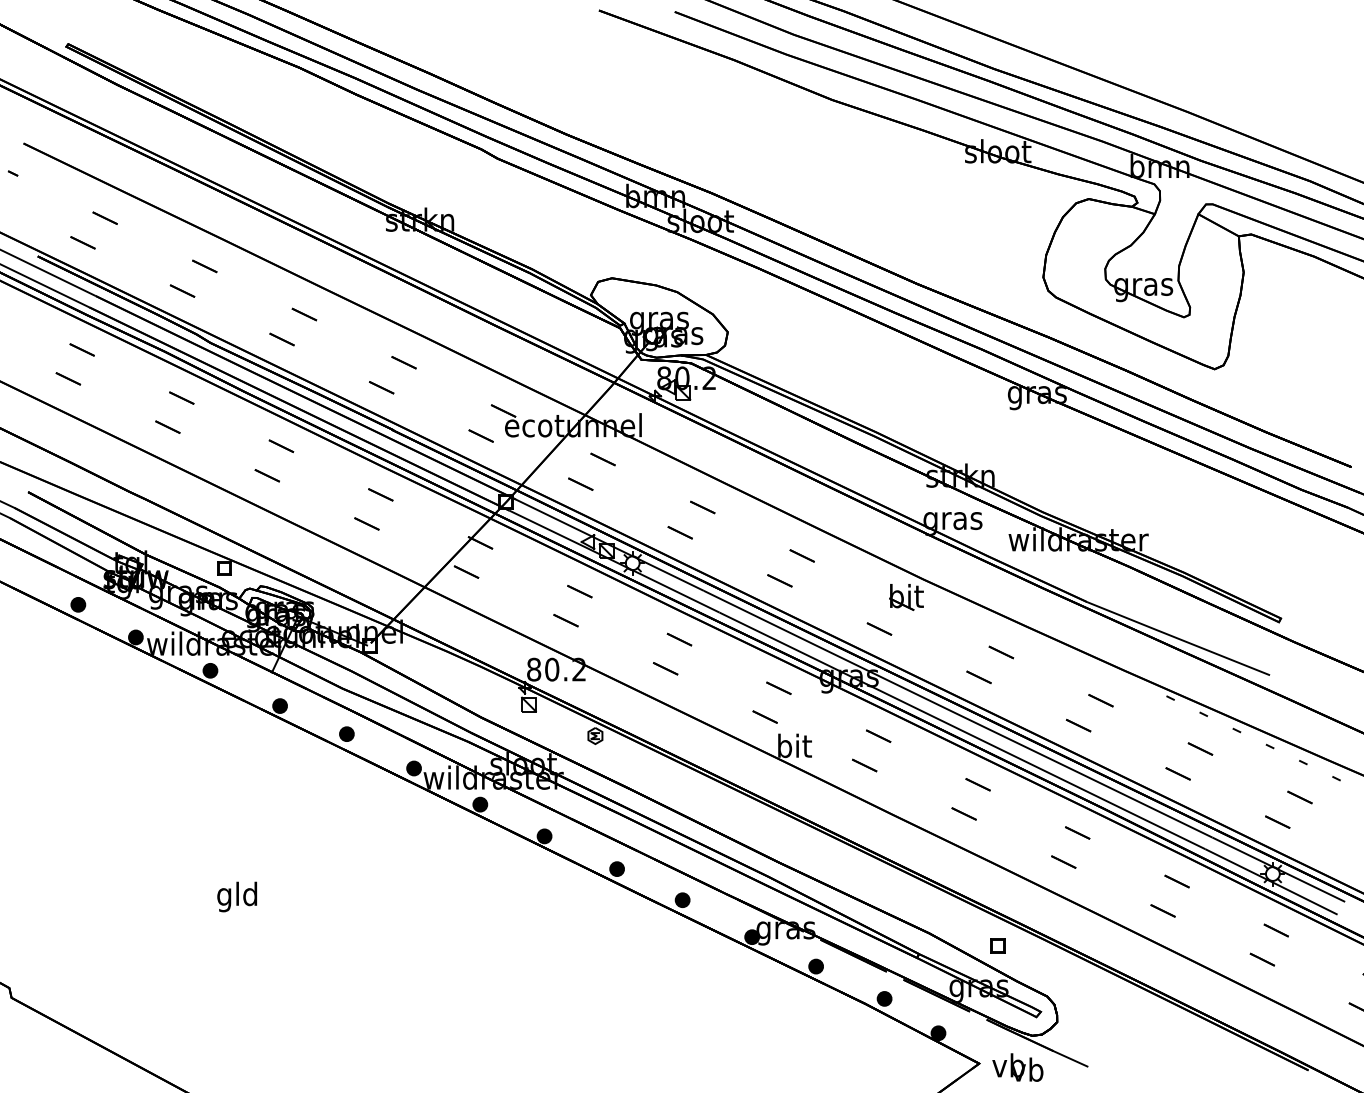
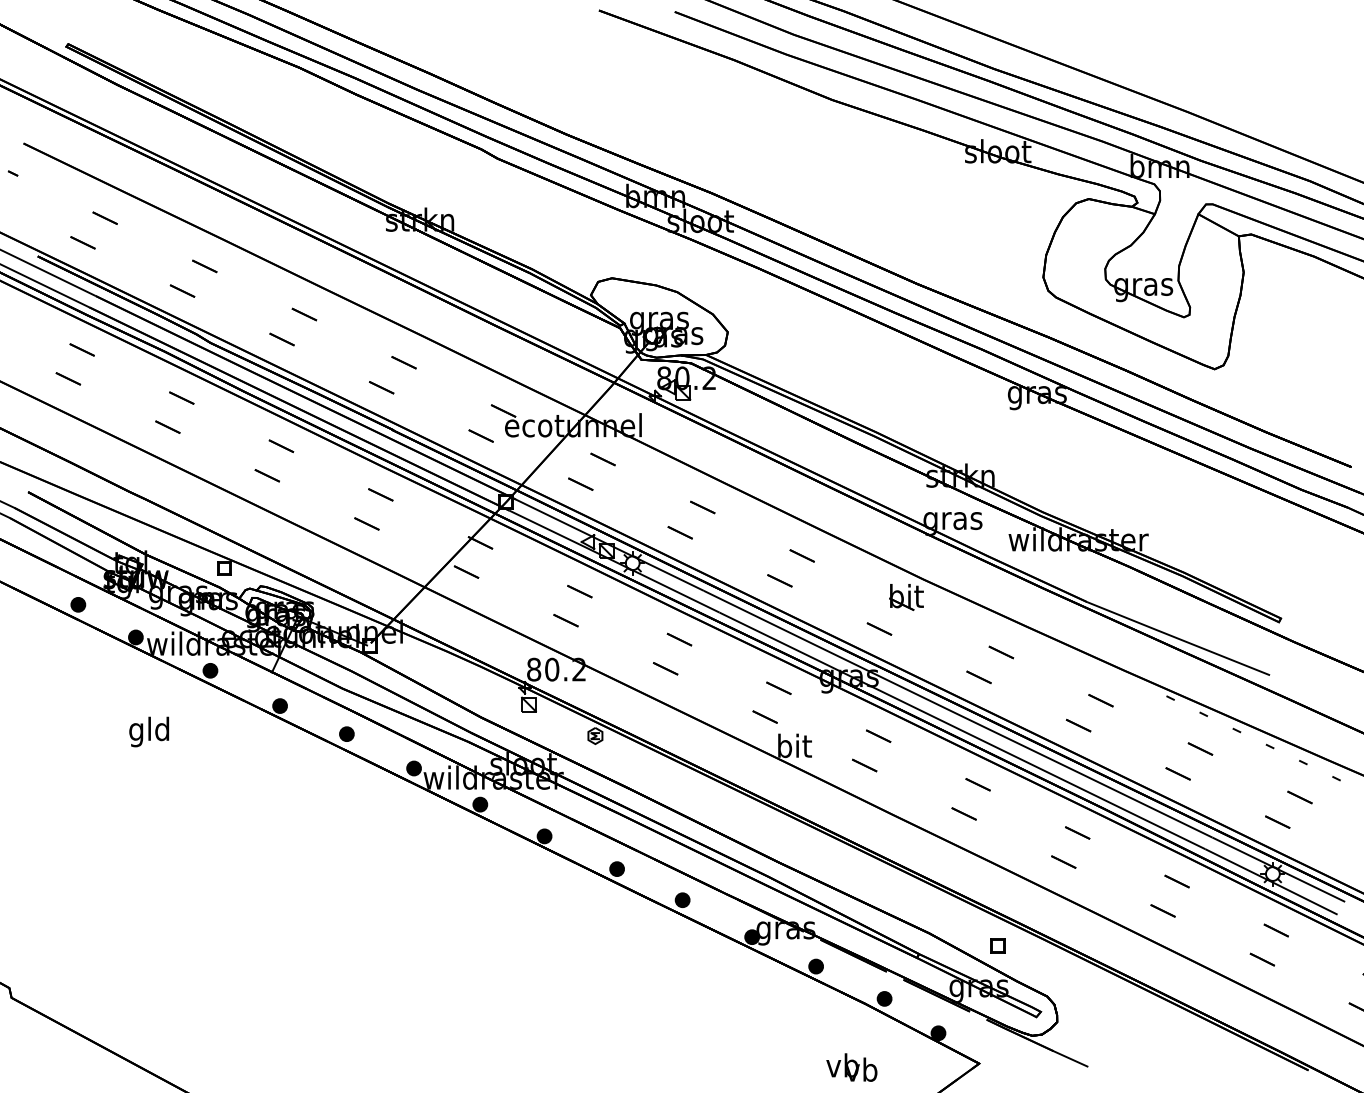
text position: (236, 896) -> (148, 731) (148, 731)
text position: (1017, 1067) -> (851, 1067) (851, 1067)
